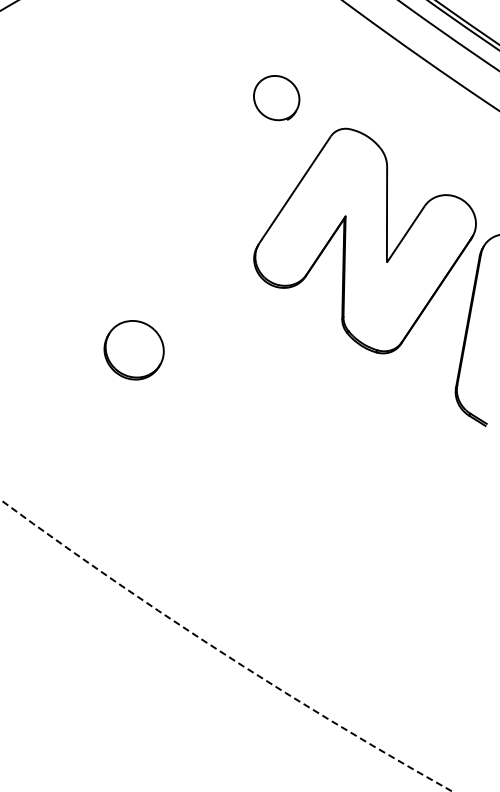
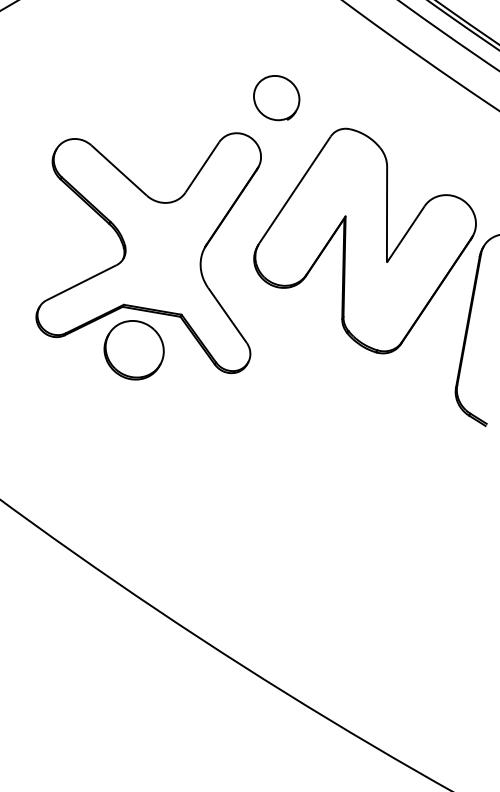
part: none -> present (148, 253)
arc: dashed -> solid (223, 653)
